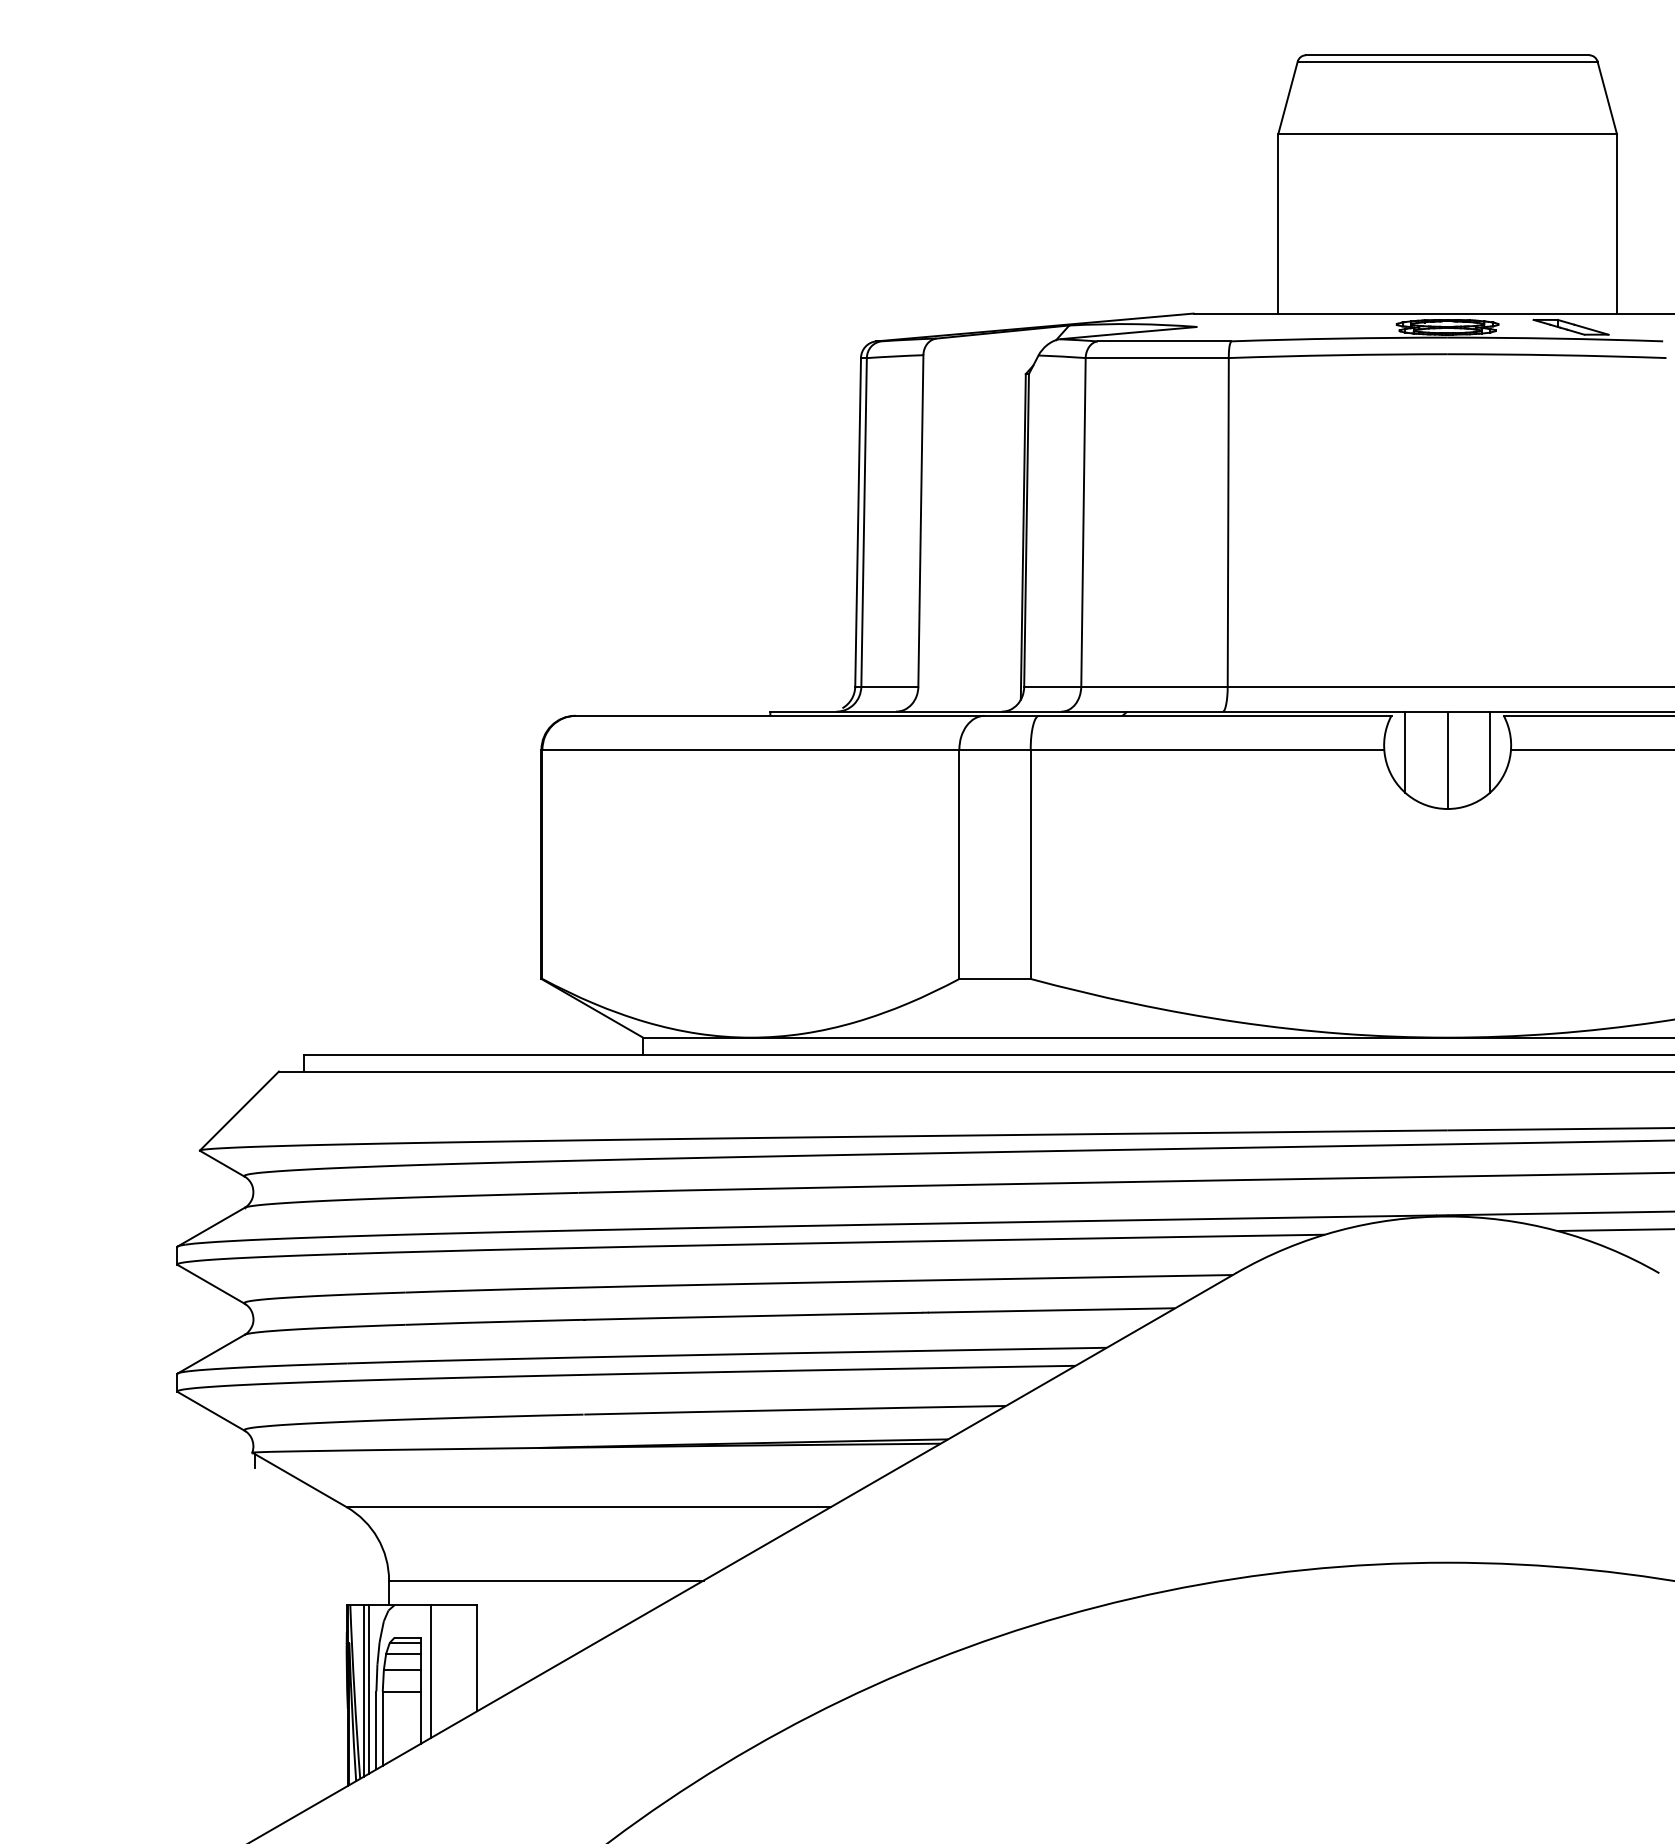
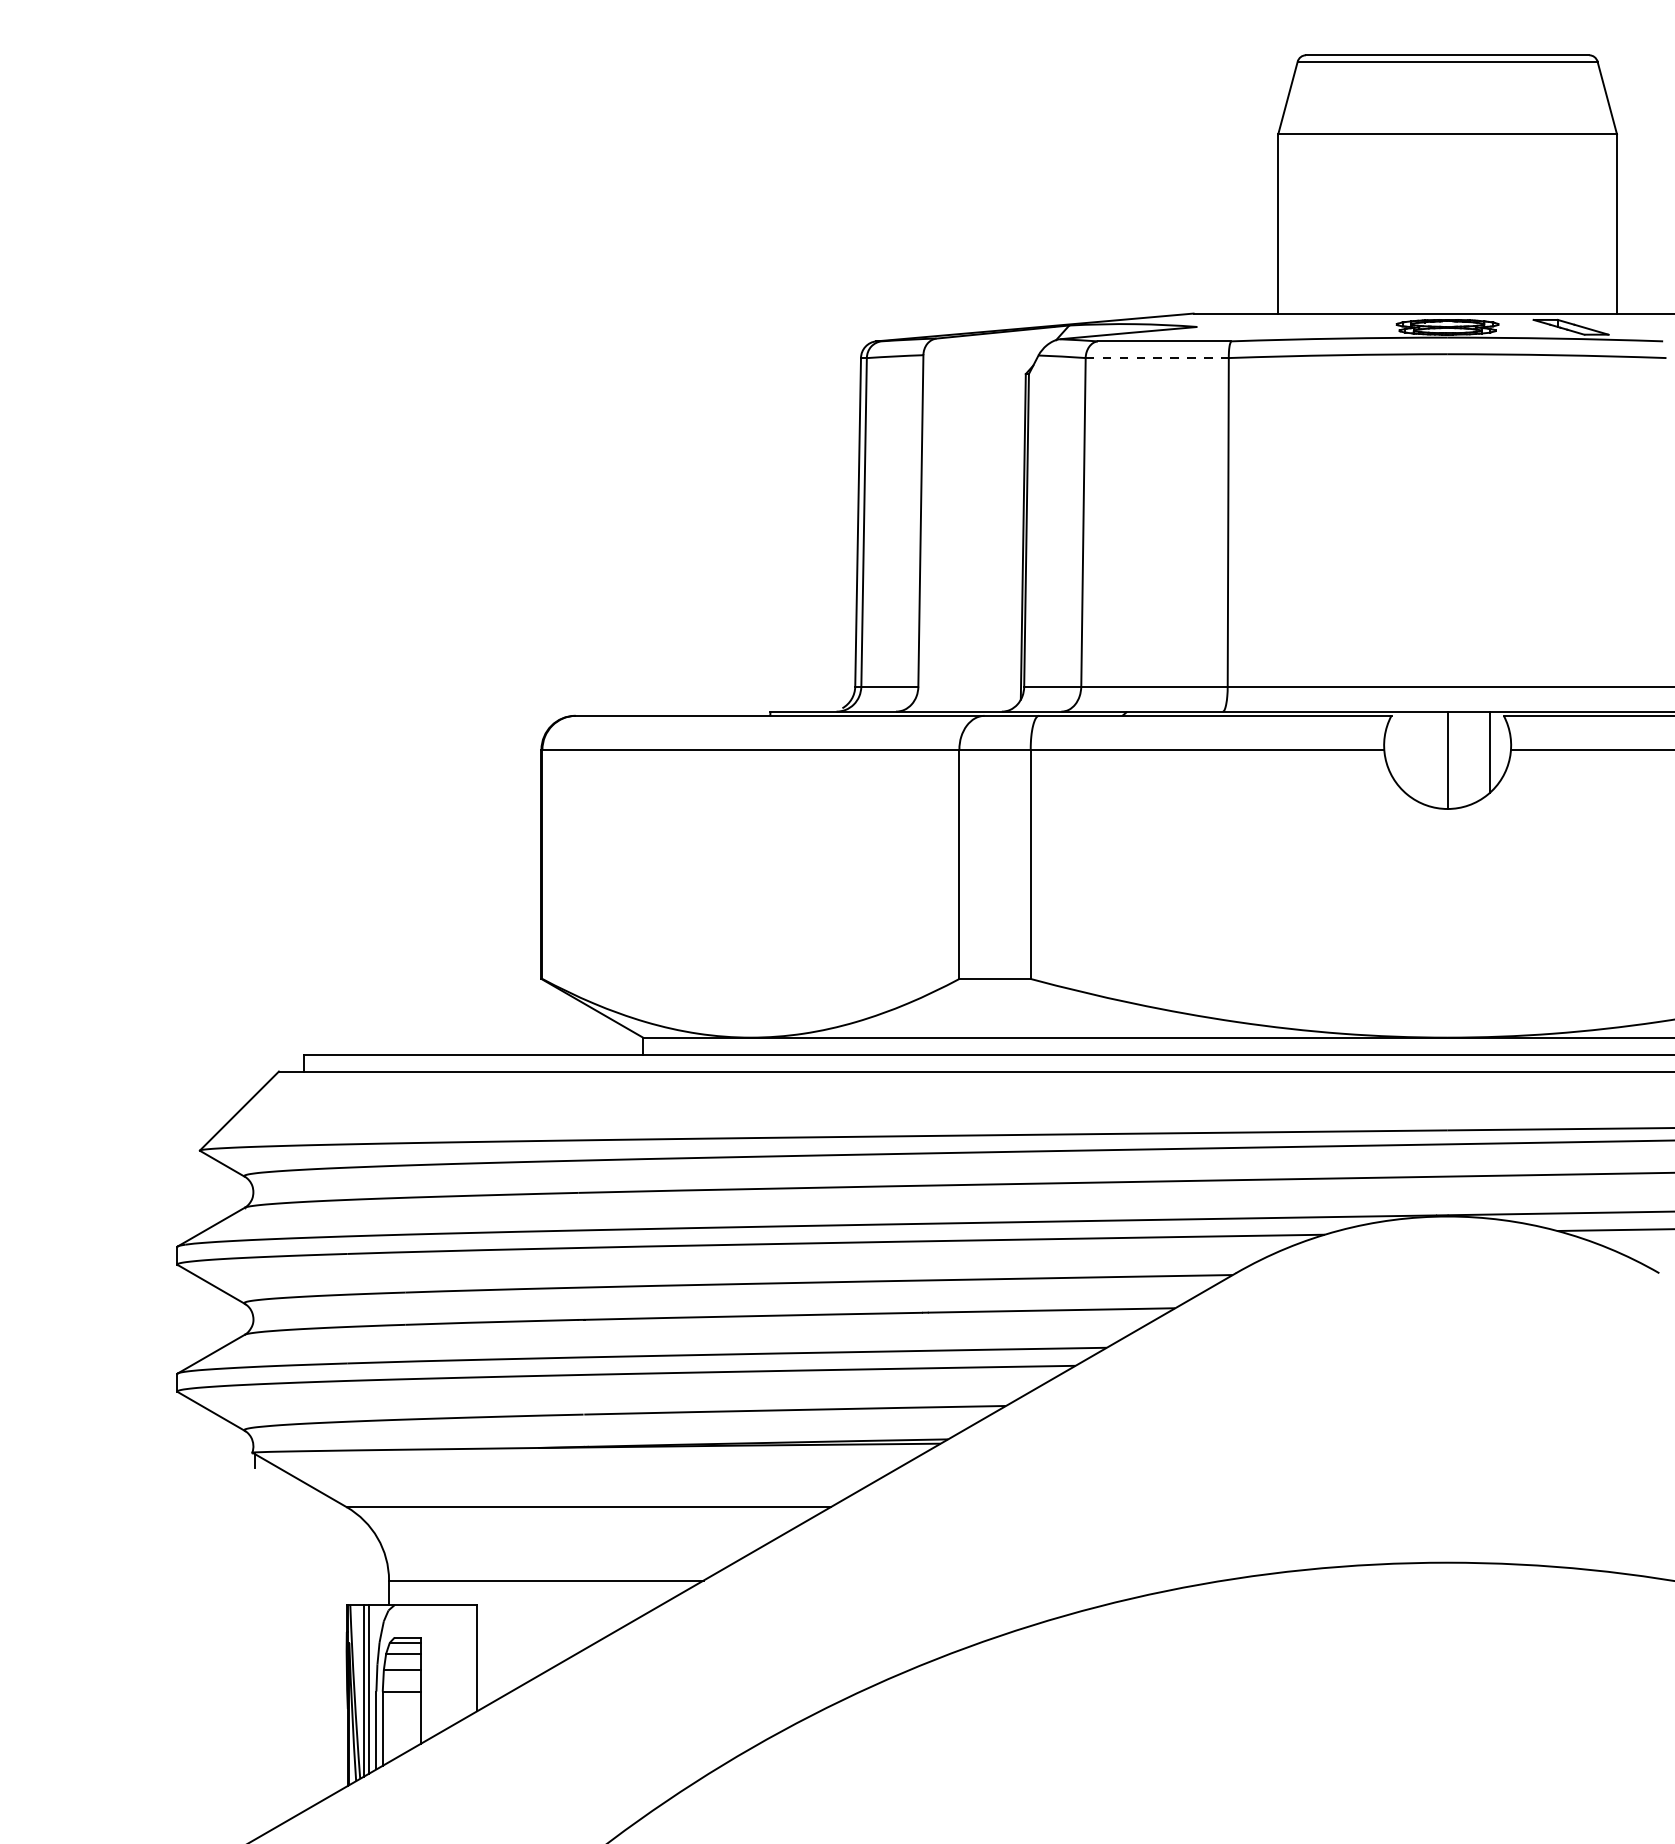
line: solid -> dashed (1157, 357)
line: present -> none (1405, 751)
line: present -> none (431, 1671)
